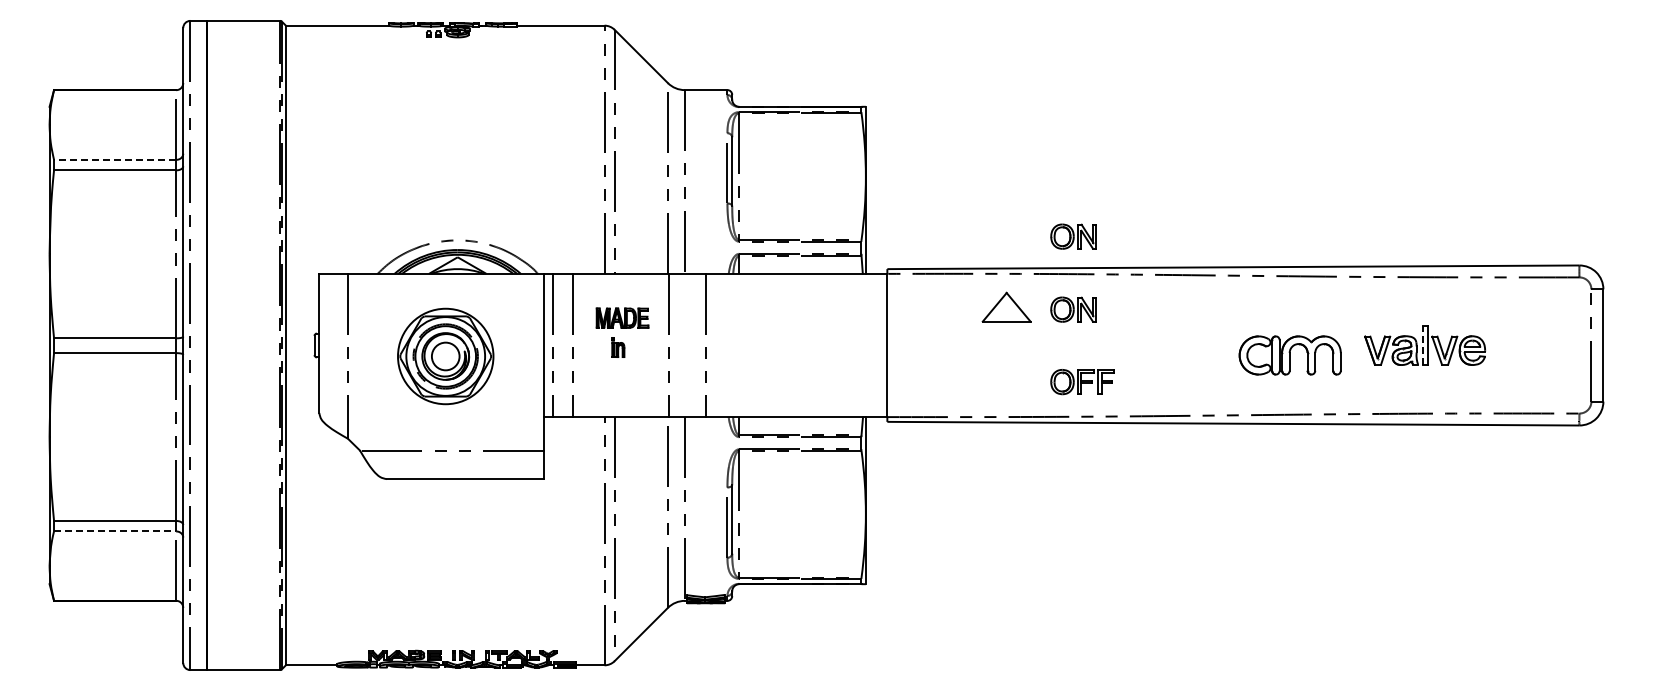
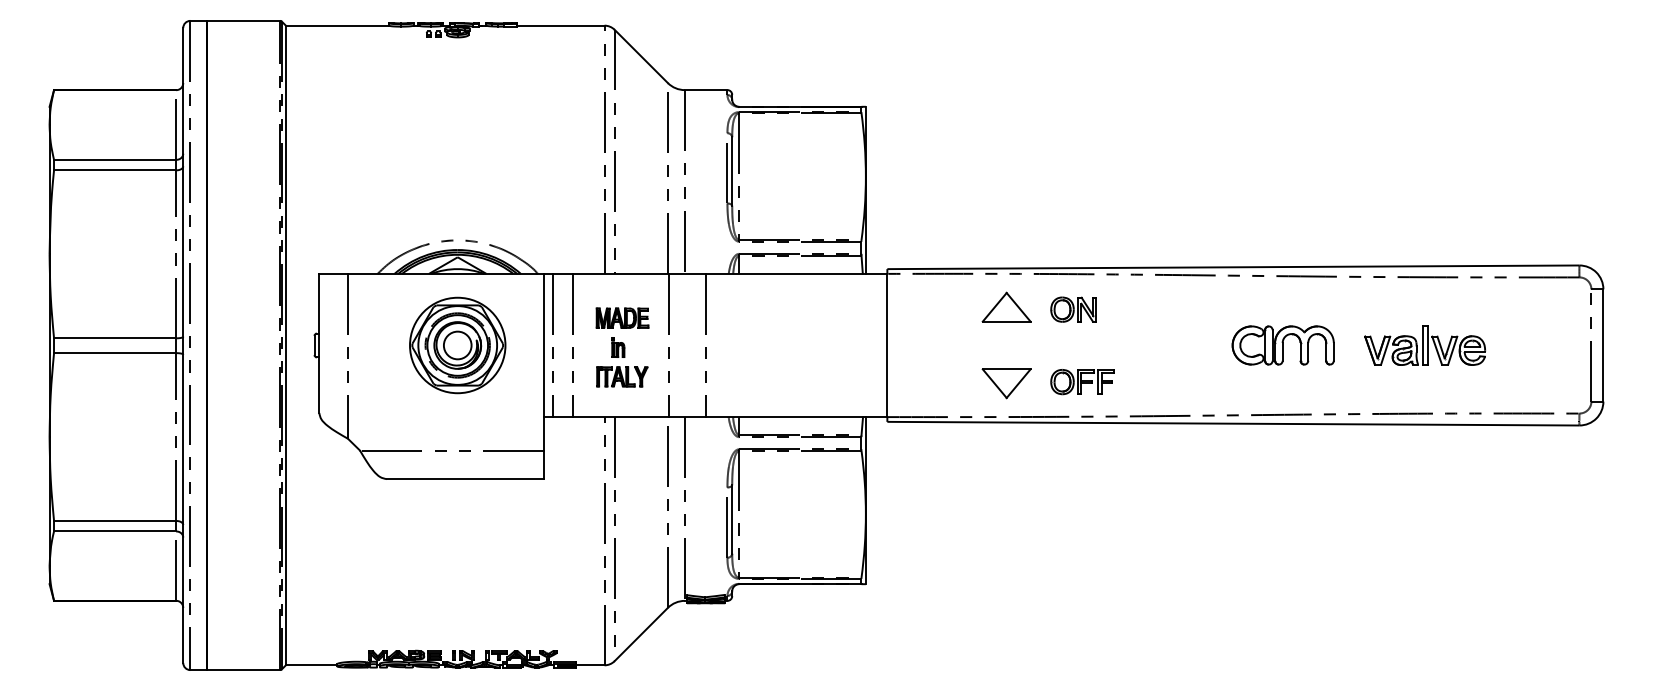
line: dashed -> solid (114, 159)
part: present -> none (1073, 236)
line: dashed -> solid (1423, 345)
part position: (1289, 355) -> (1282, 345) (1282, 345)
part position: (445, 356) -> (457, 345) (457, 345)
part: none -> present (622, 376)
part: none -> present (1006, 383)
line: dashed -> solid (115, 531)
